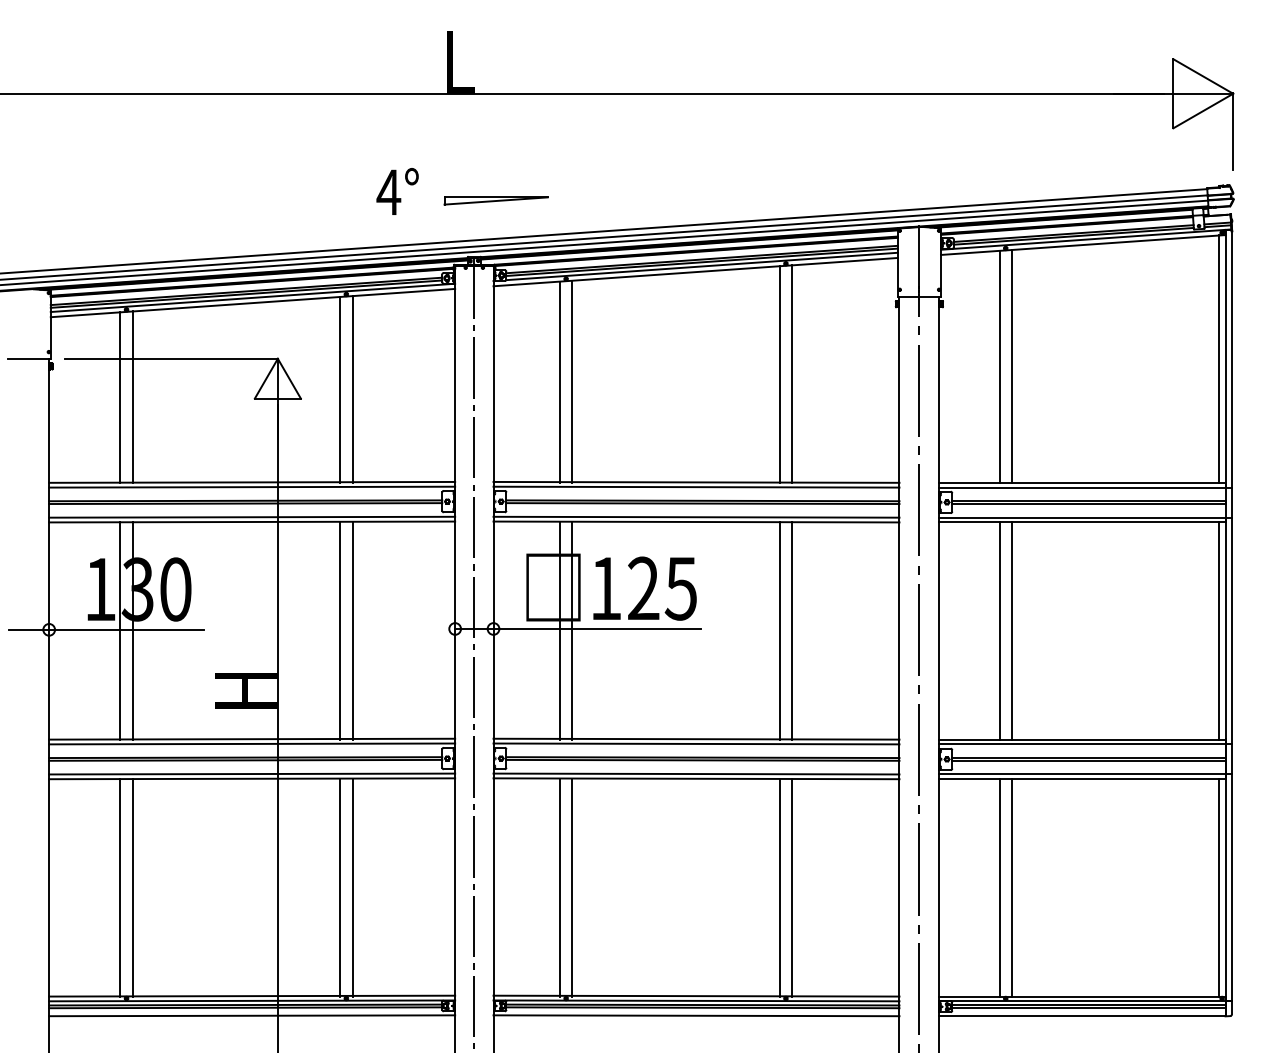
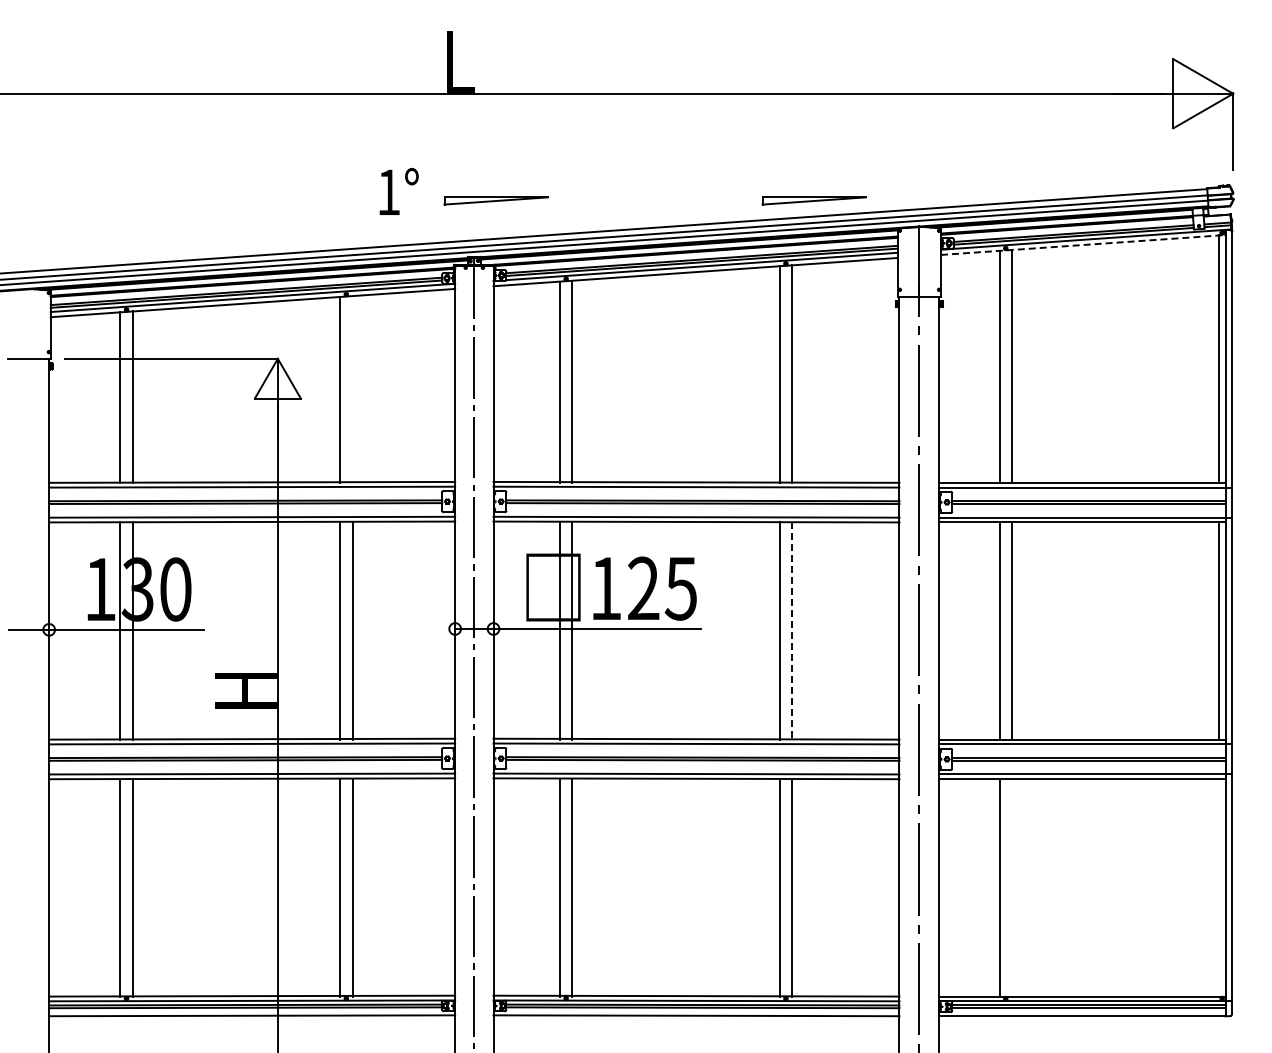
text: 4° -> 1° (388, 191)
part: none -> present (813, 200)
line: solid -> dashed (1083, 244)
line: present -> none (352, 389)
line: solid -> dashed (792, 631)
line: present -> none (1011, 887)
line: present -> none (1219, 887)
